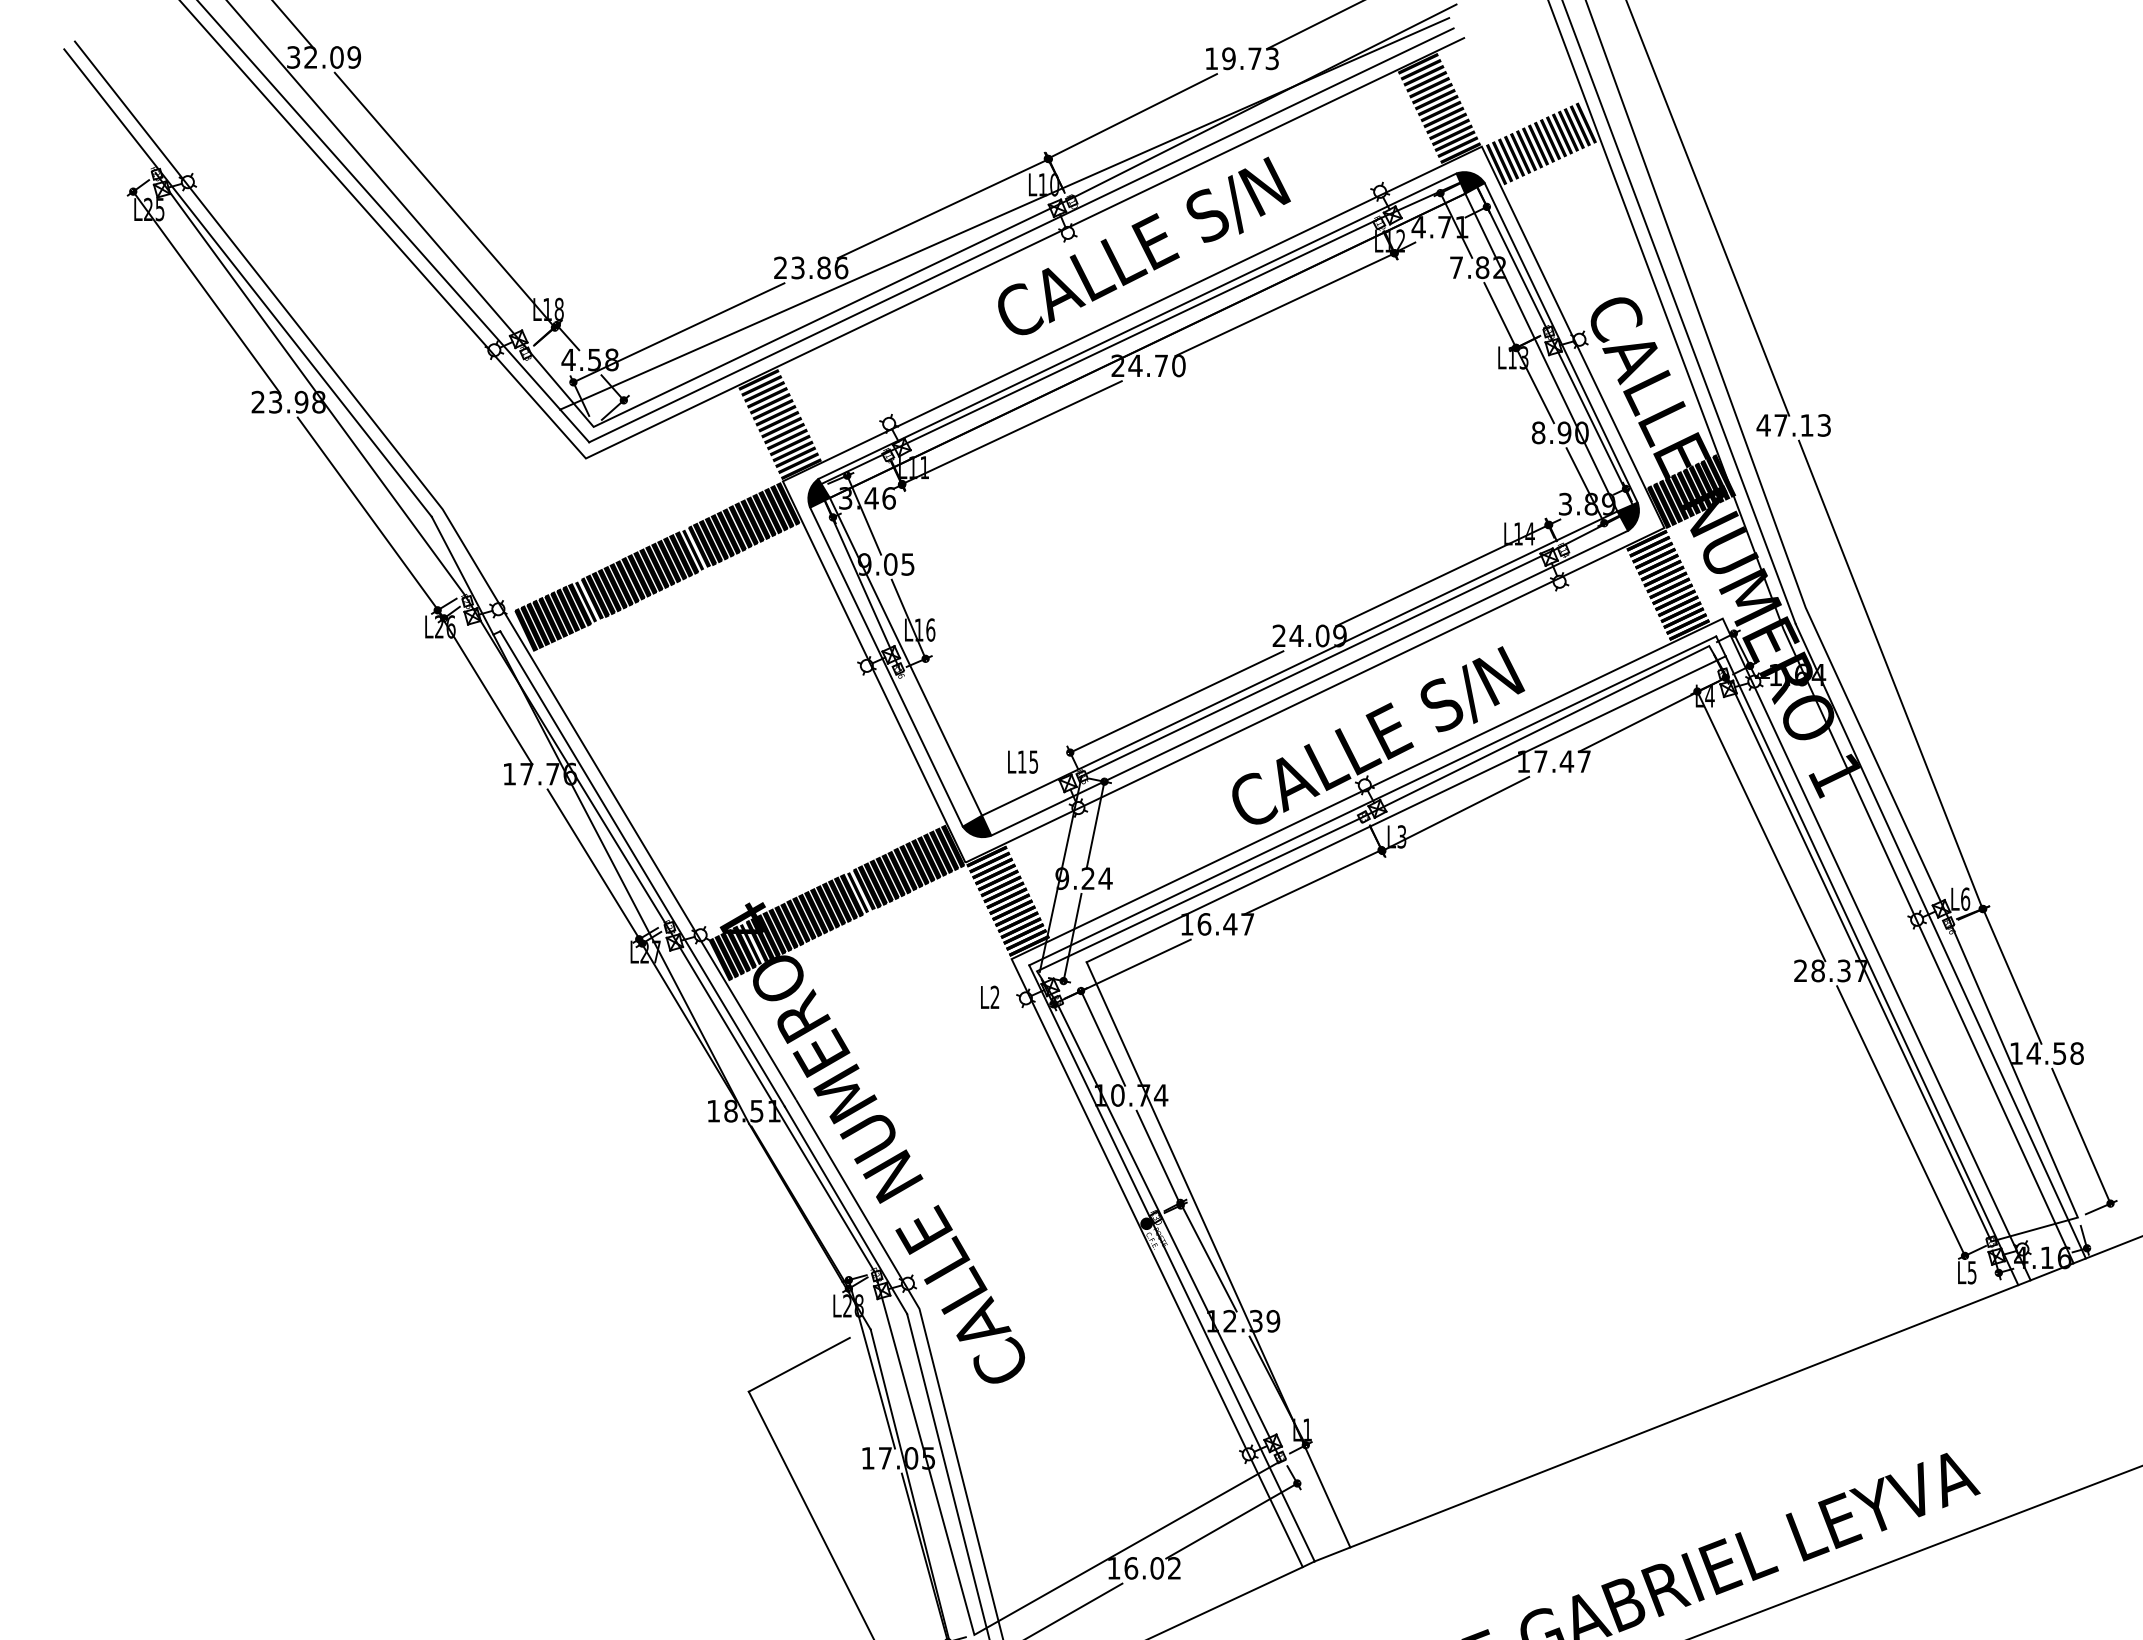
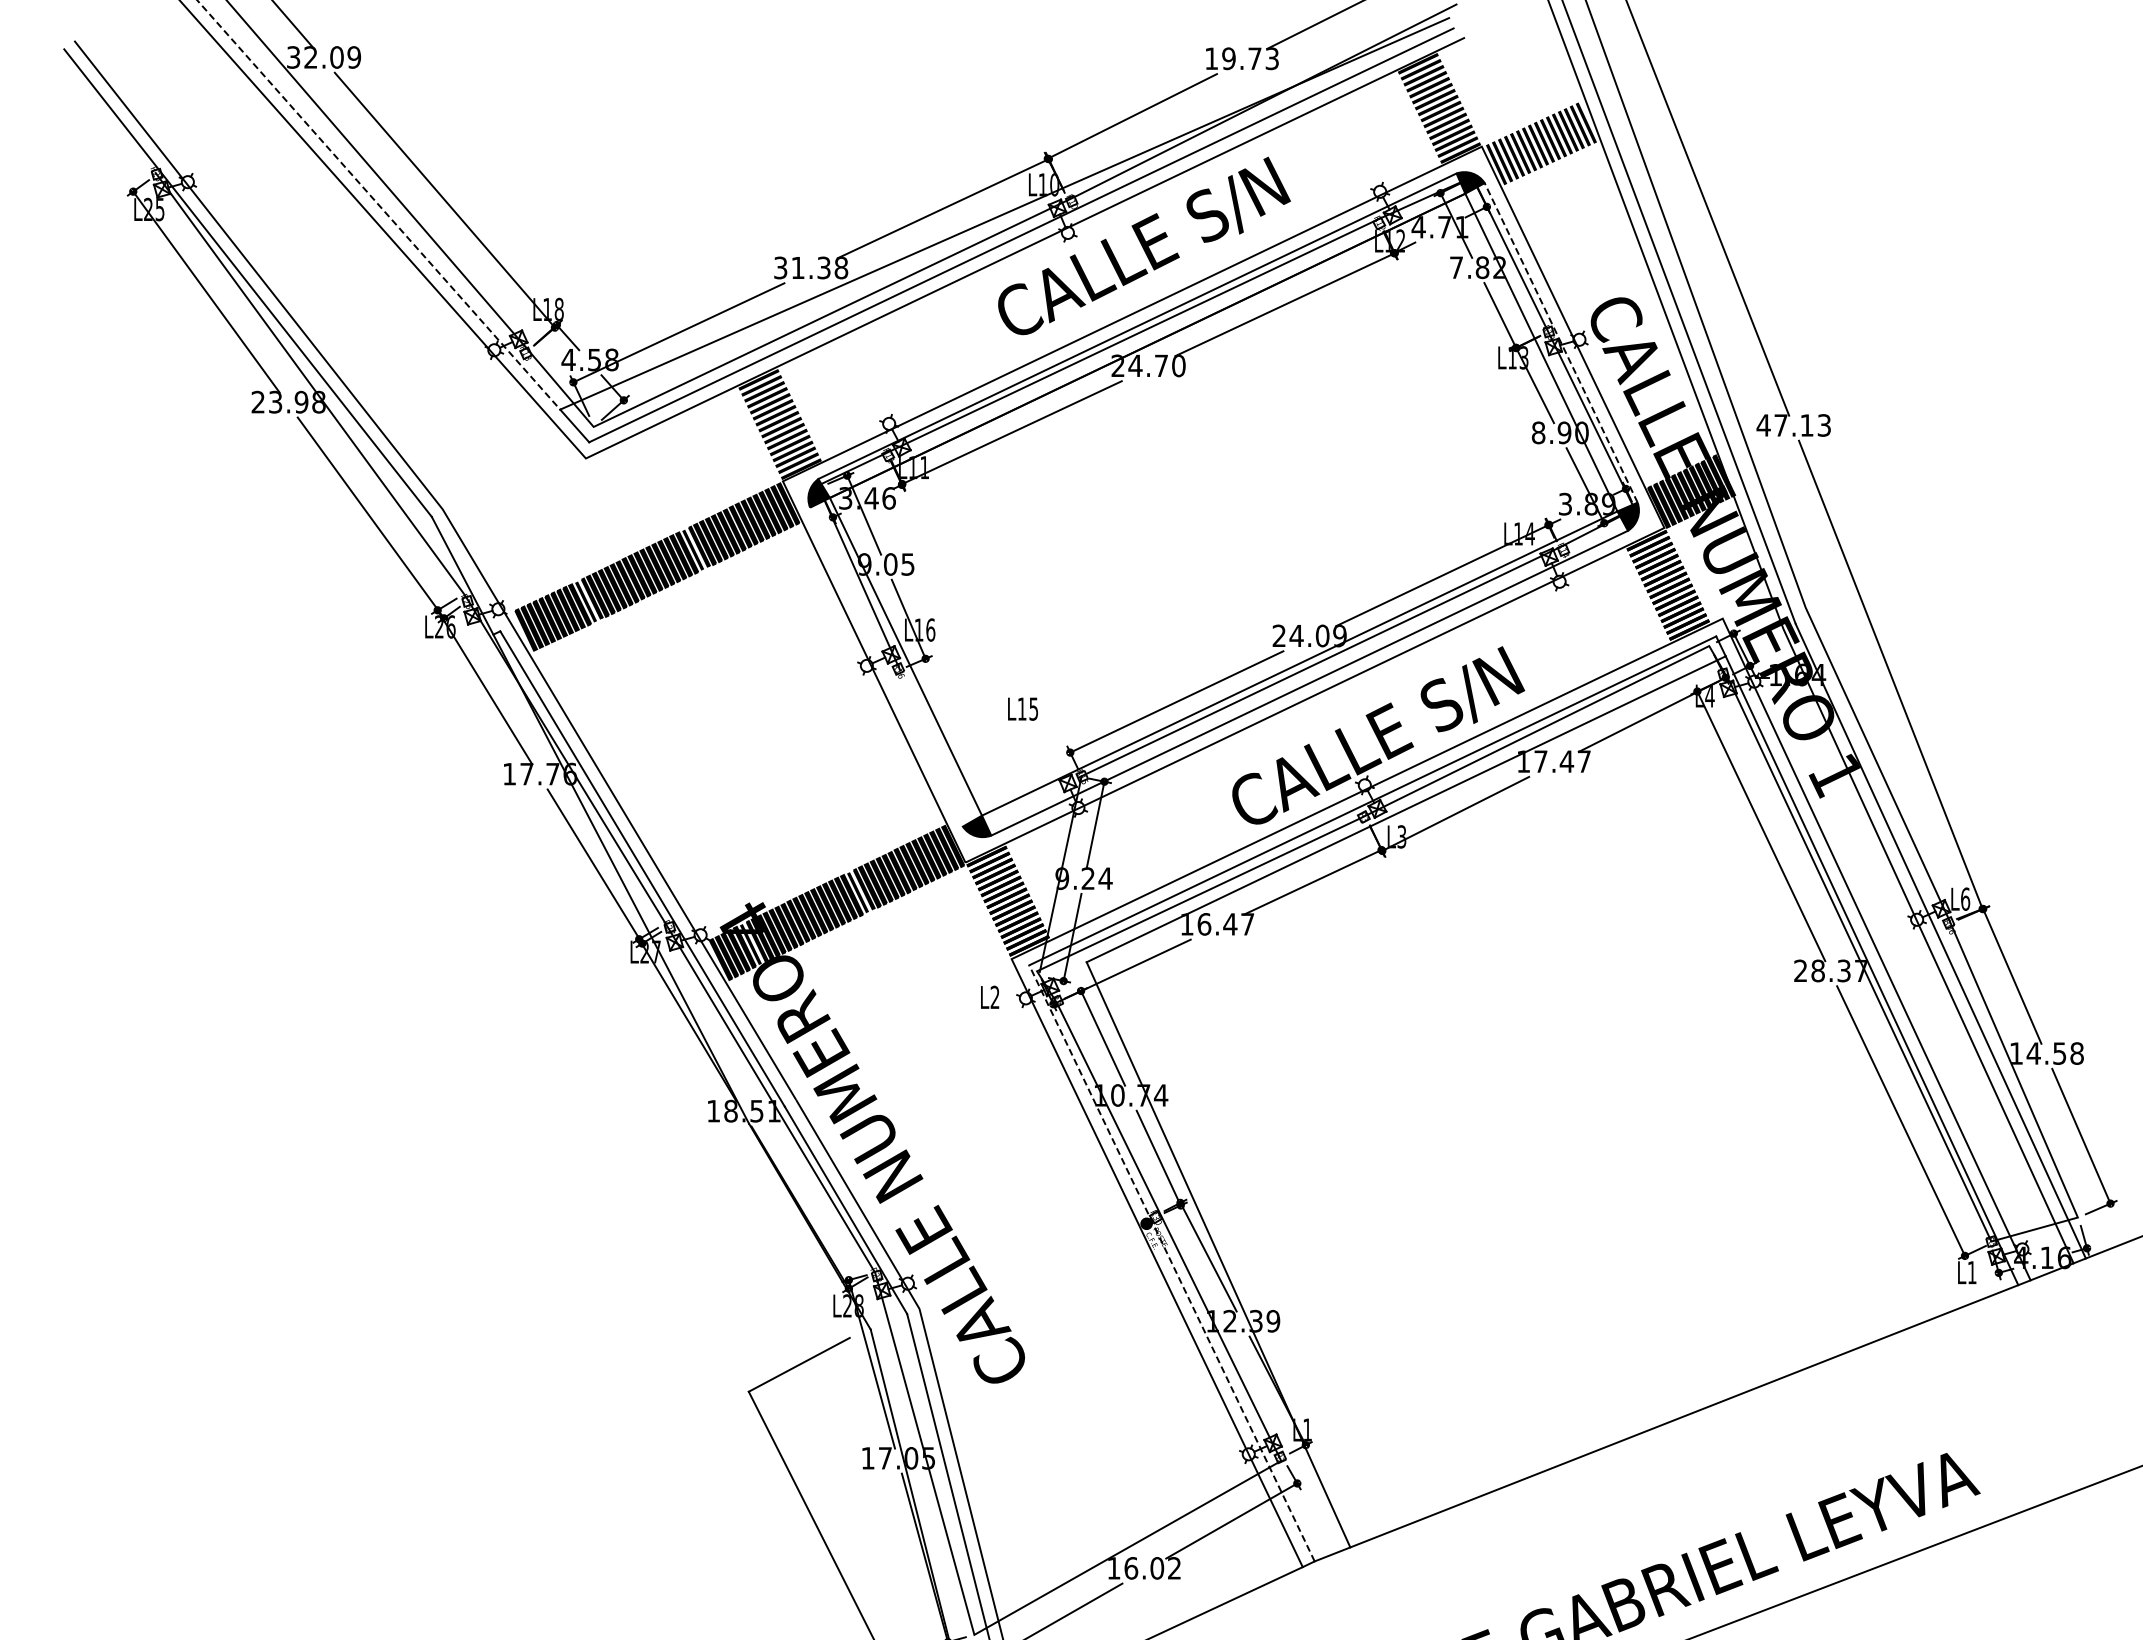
line: solid -> dashed (379, 205)
text: 23.86 -> 31.38 (811, 267)
line: solid -> dashed (1560, 342)
line: present -> none (886, 666)
text position: (1022, 761) -> (1022, 708) (1022, 708)
line: solid -> dashed (1171, 1262)
text: L5 -> L1 (1971, 1272)
